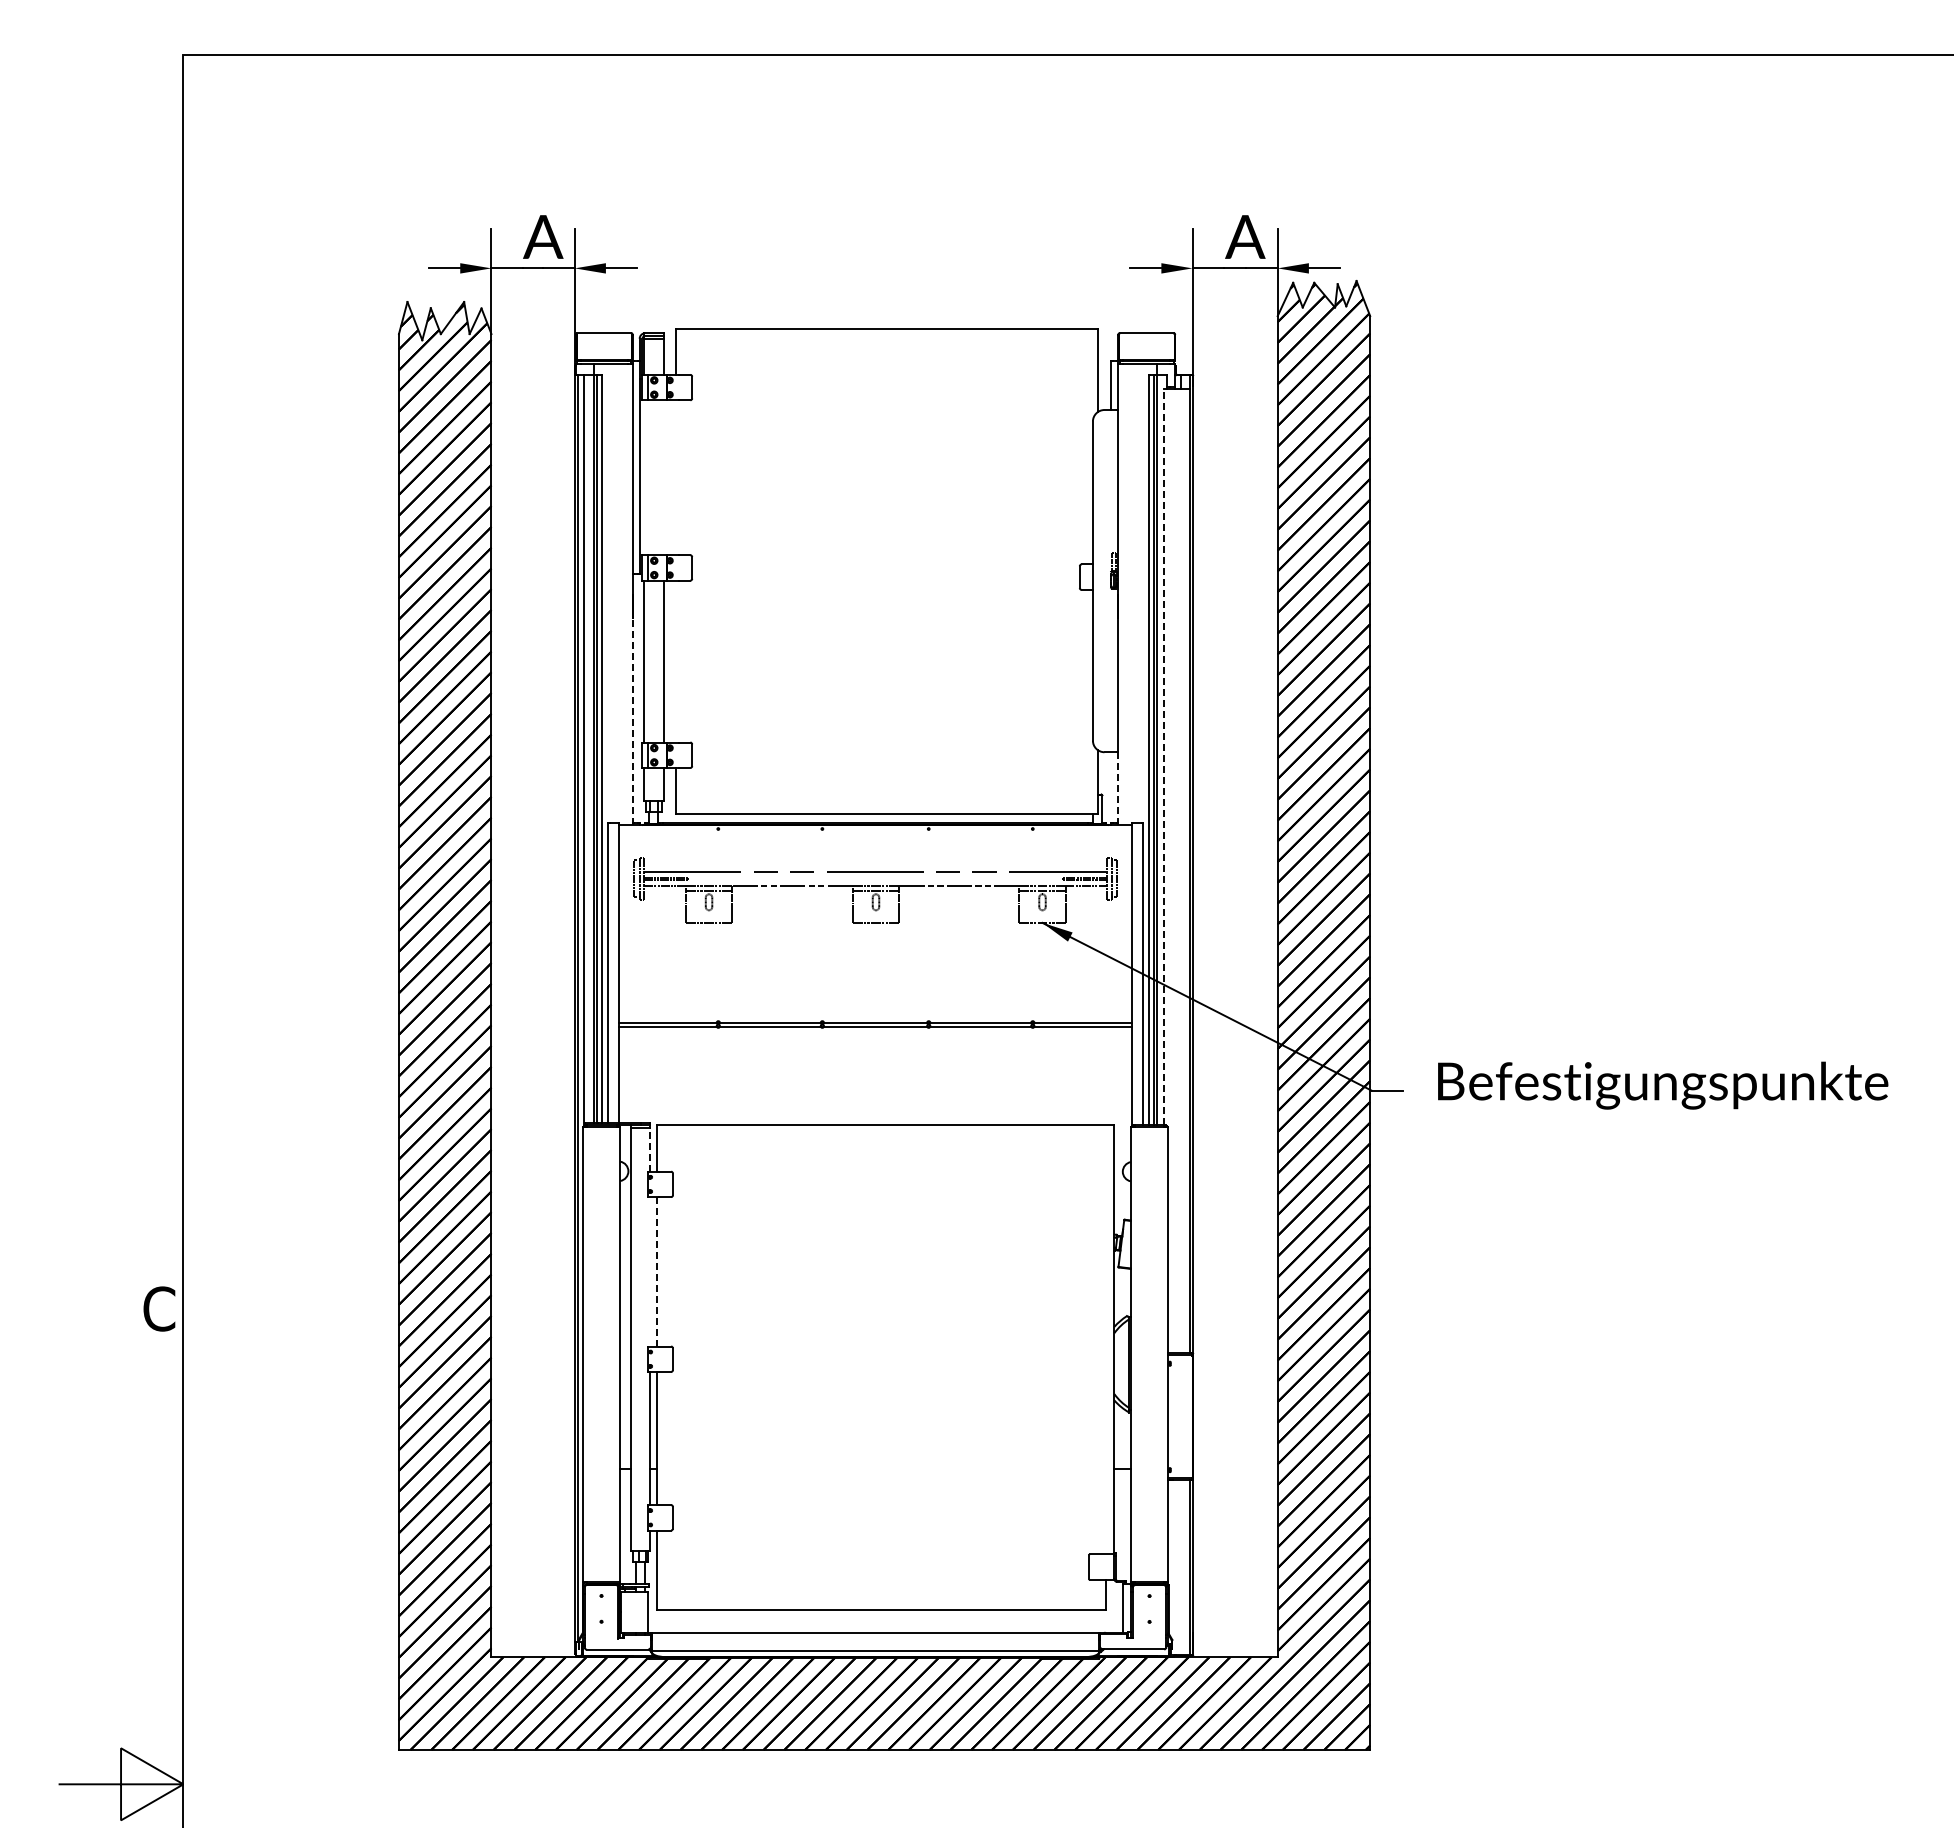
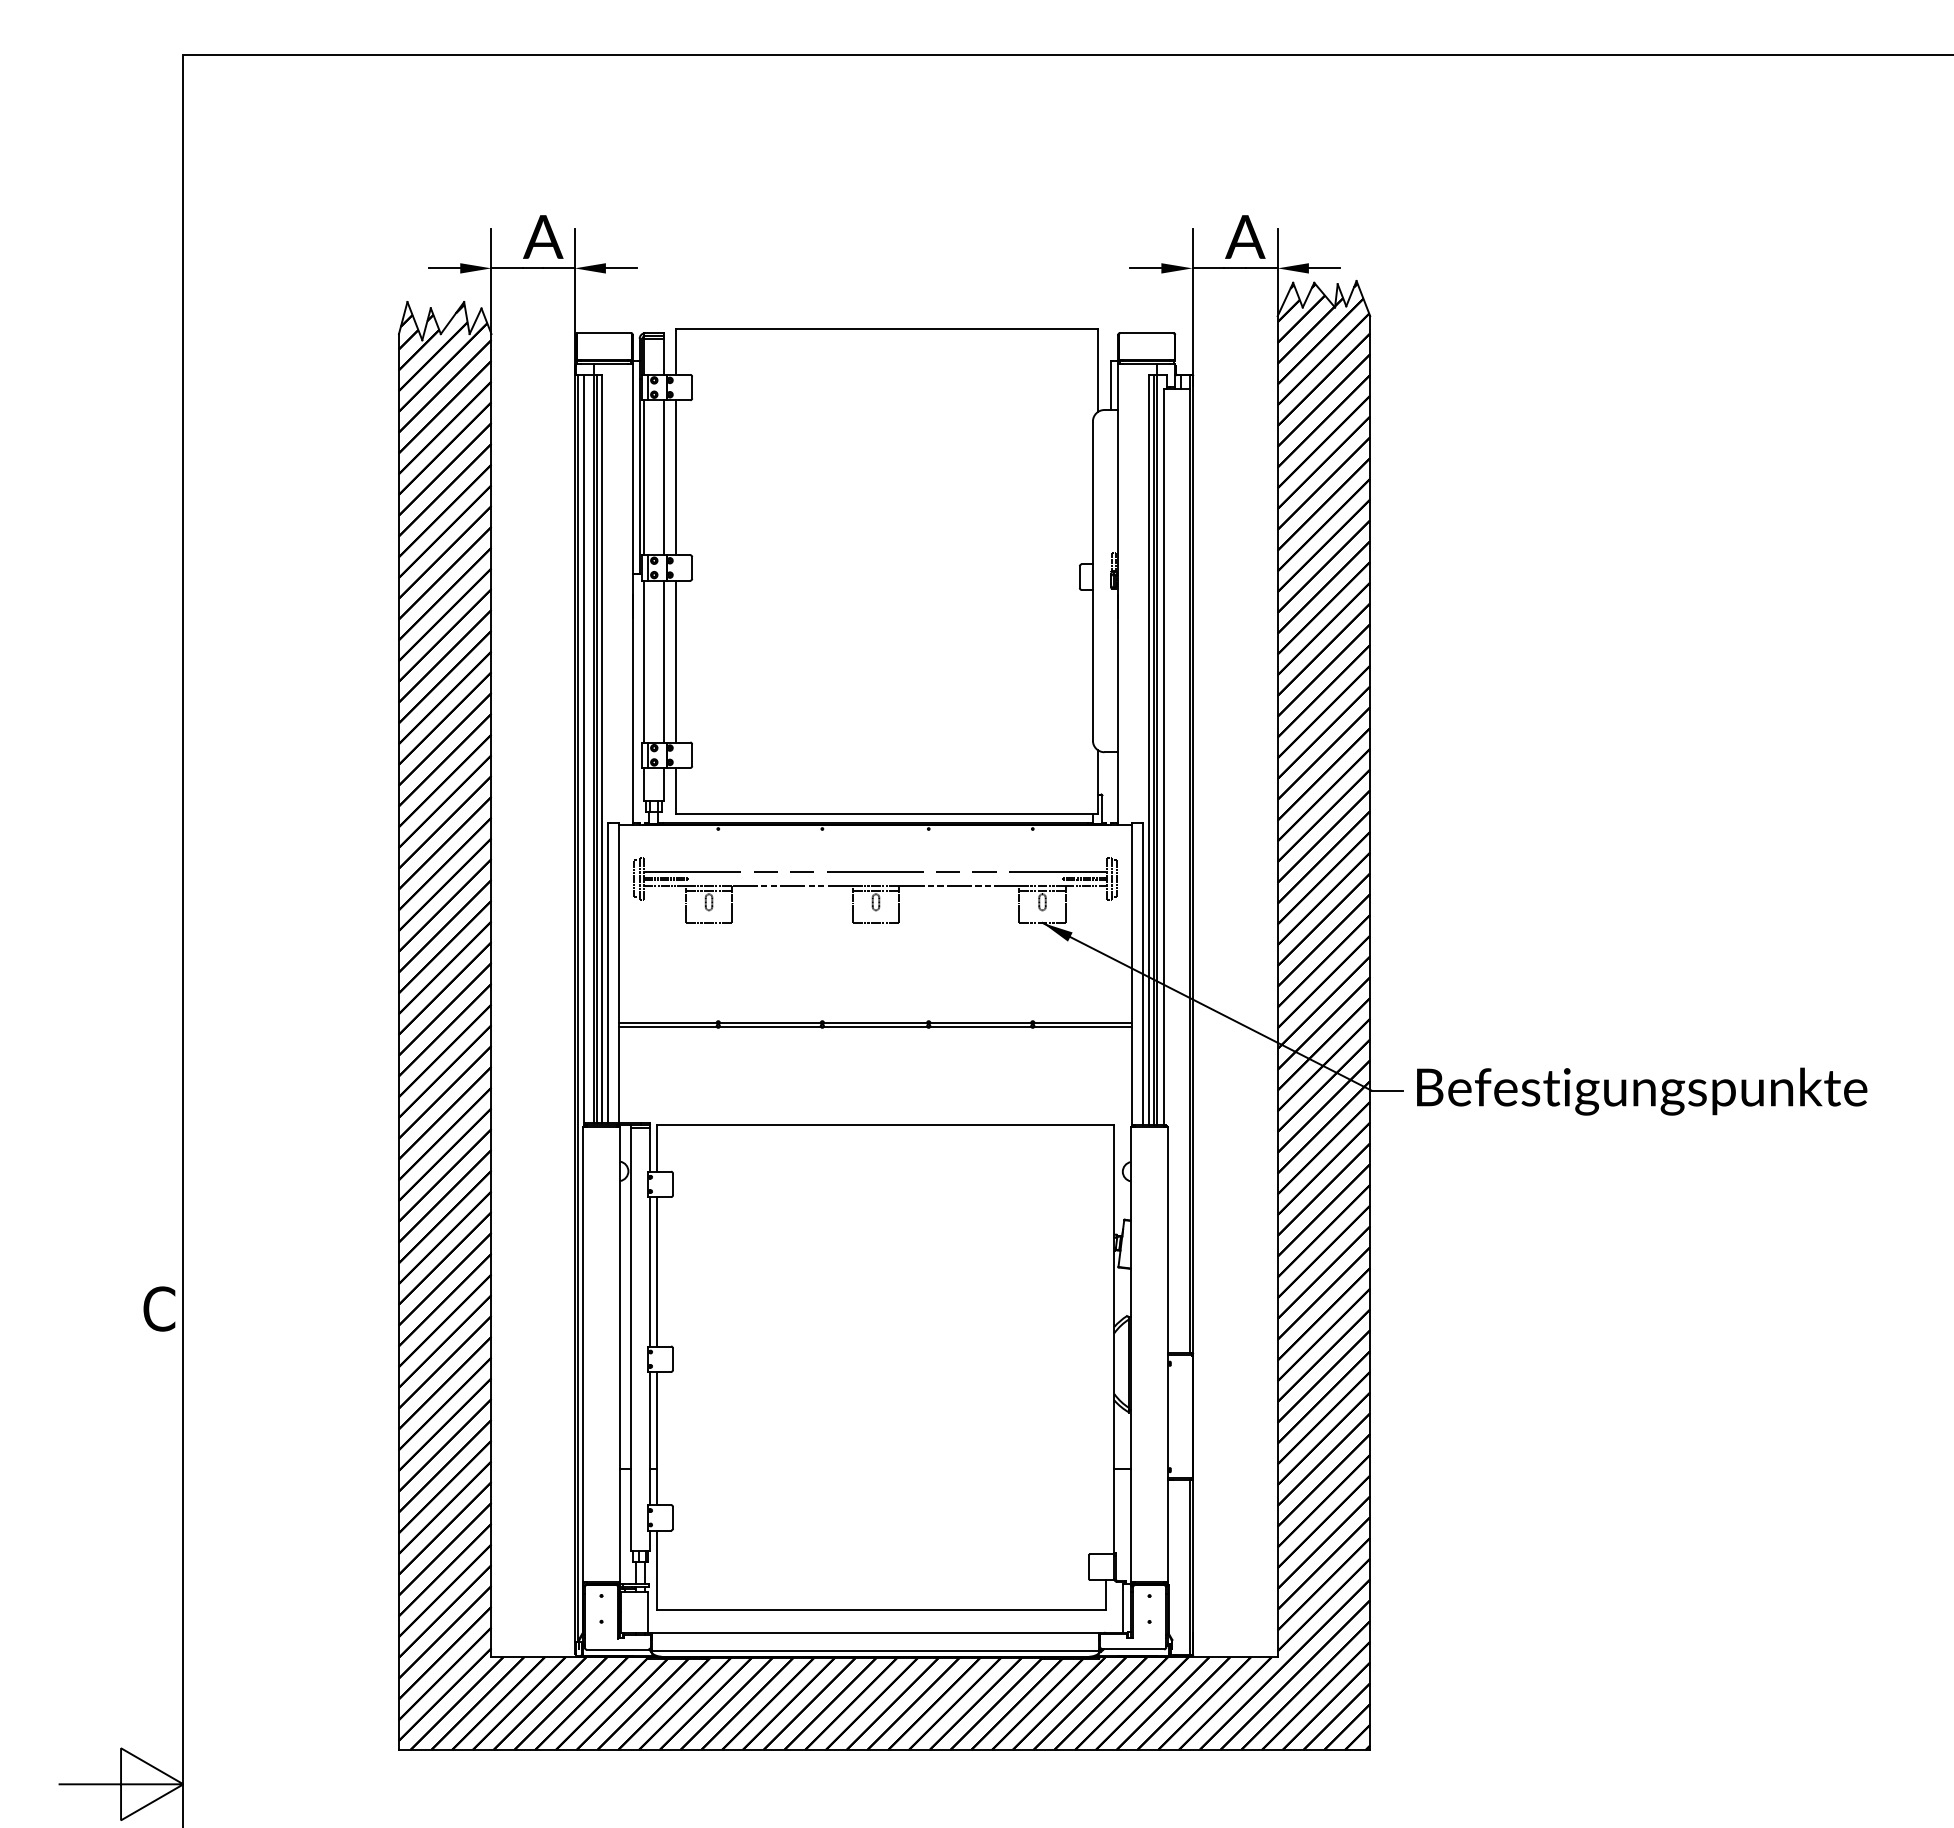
line: none -> present (644, 477)
line: none -> present (663, 477)
line: none -> present (676, 477)
line: none -> present (676, 661)
line: dashed -> solid (632, 721)
line: dashed -> solid (1164, 756)
line: dashed -> solid (1118, 788)
text position: (1663, 1085) -> (1642, 1091) (1642, 1091)
line: dashed -> solid (650, 1149)
line: none -> present (650, 1271)
line: dashed -> solid (656, 1271)
